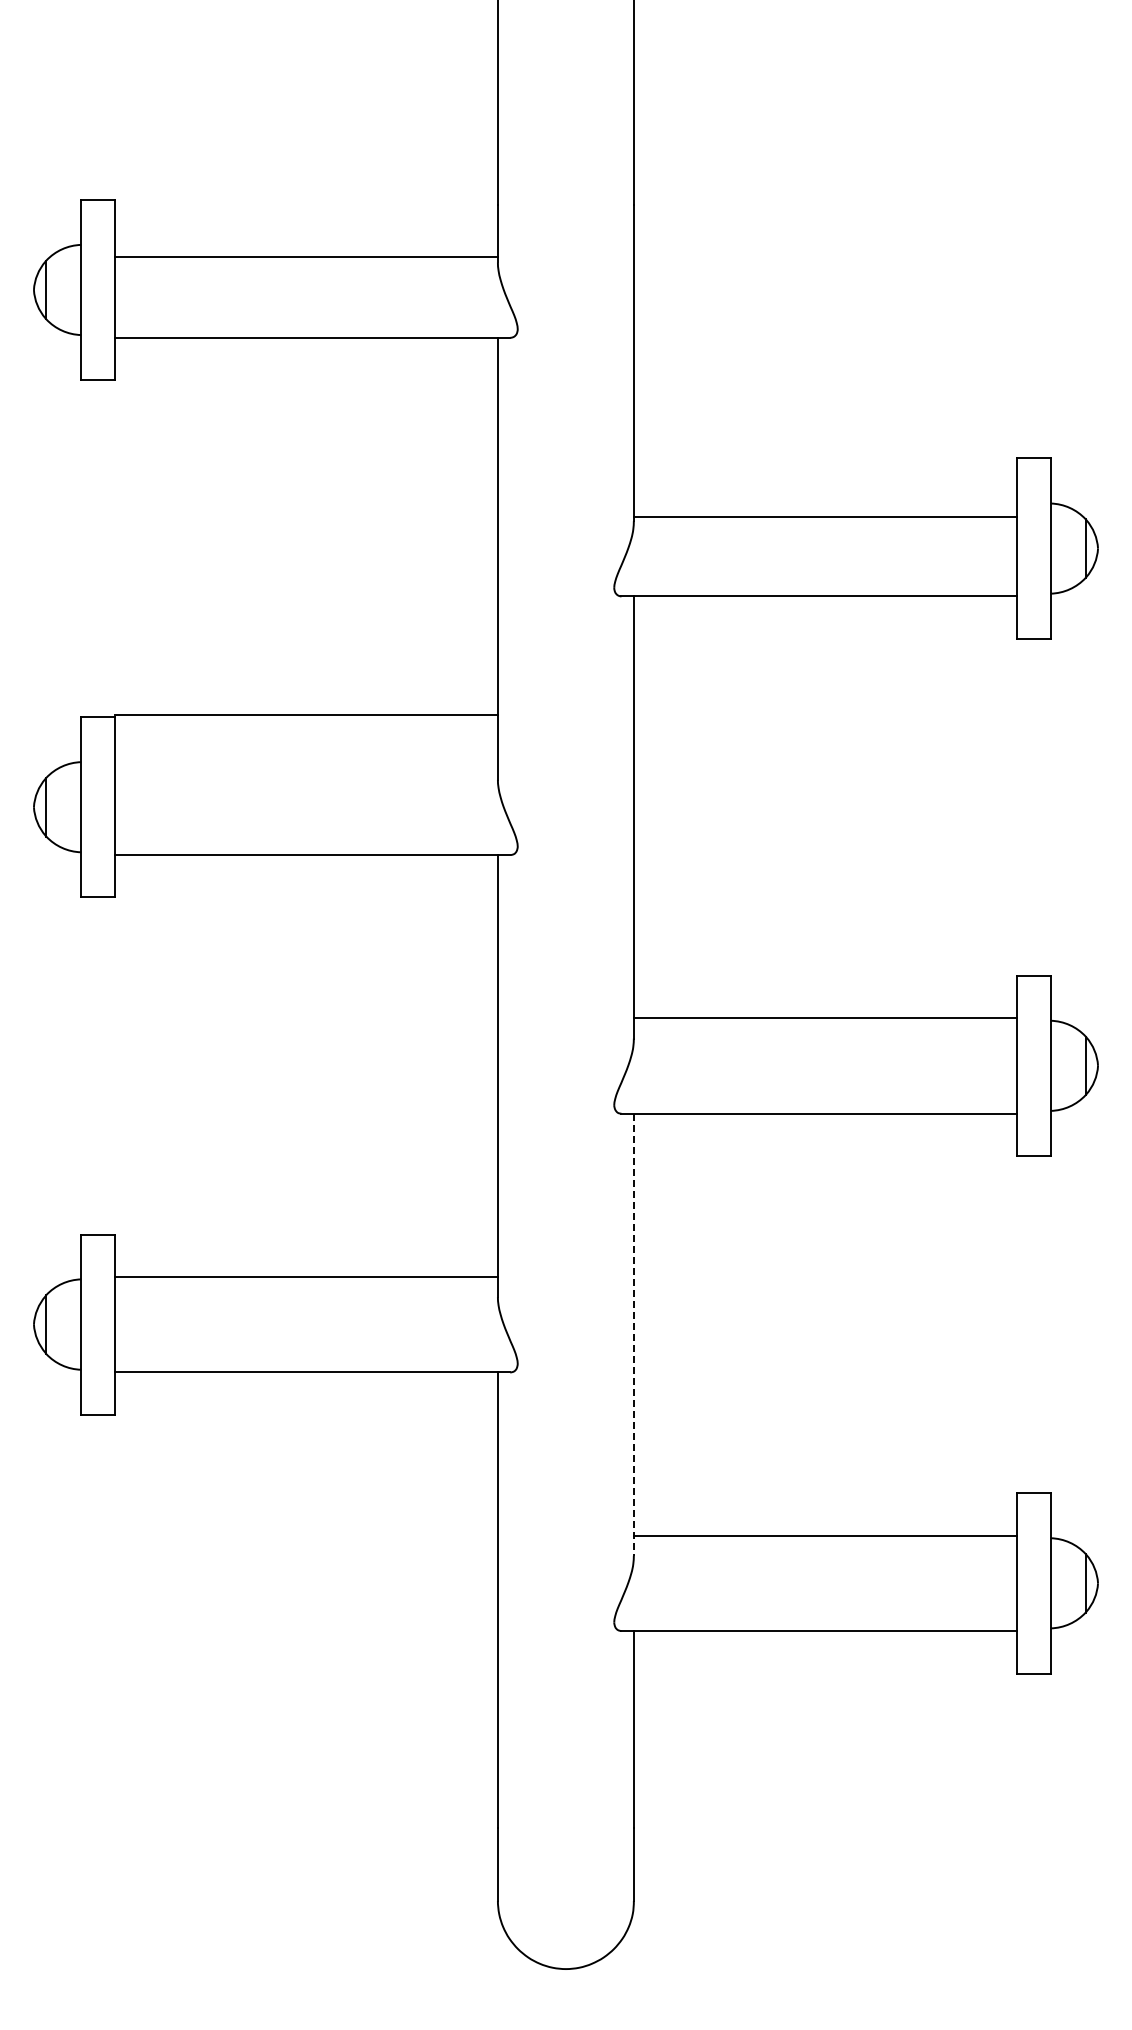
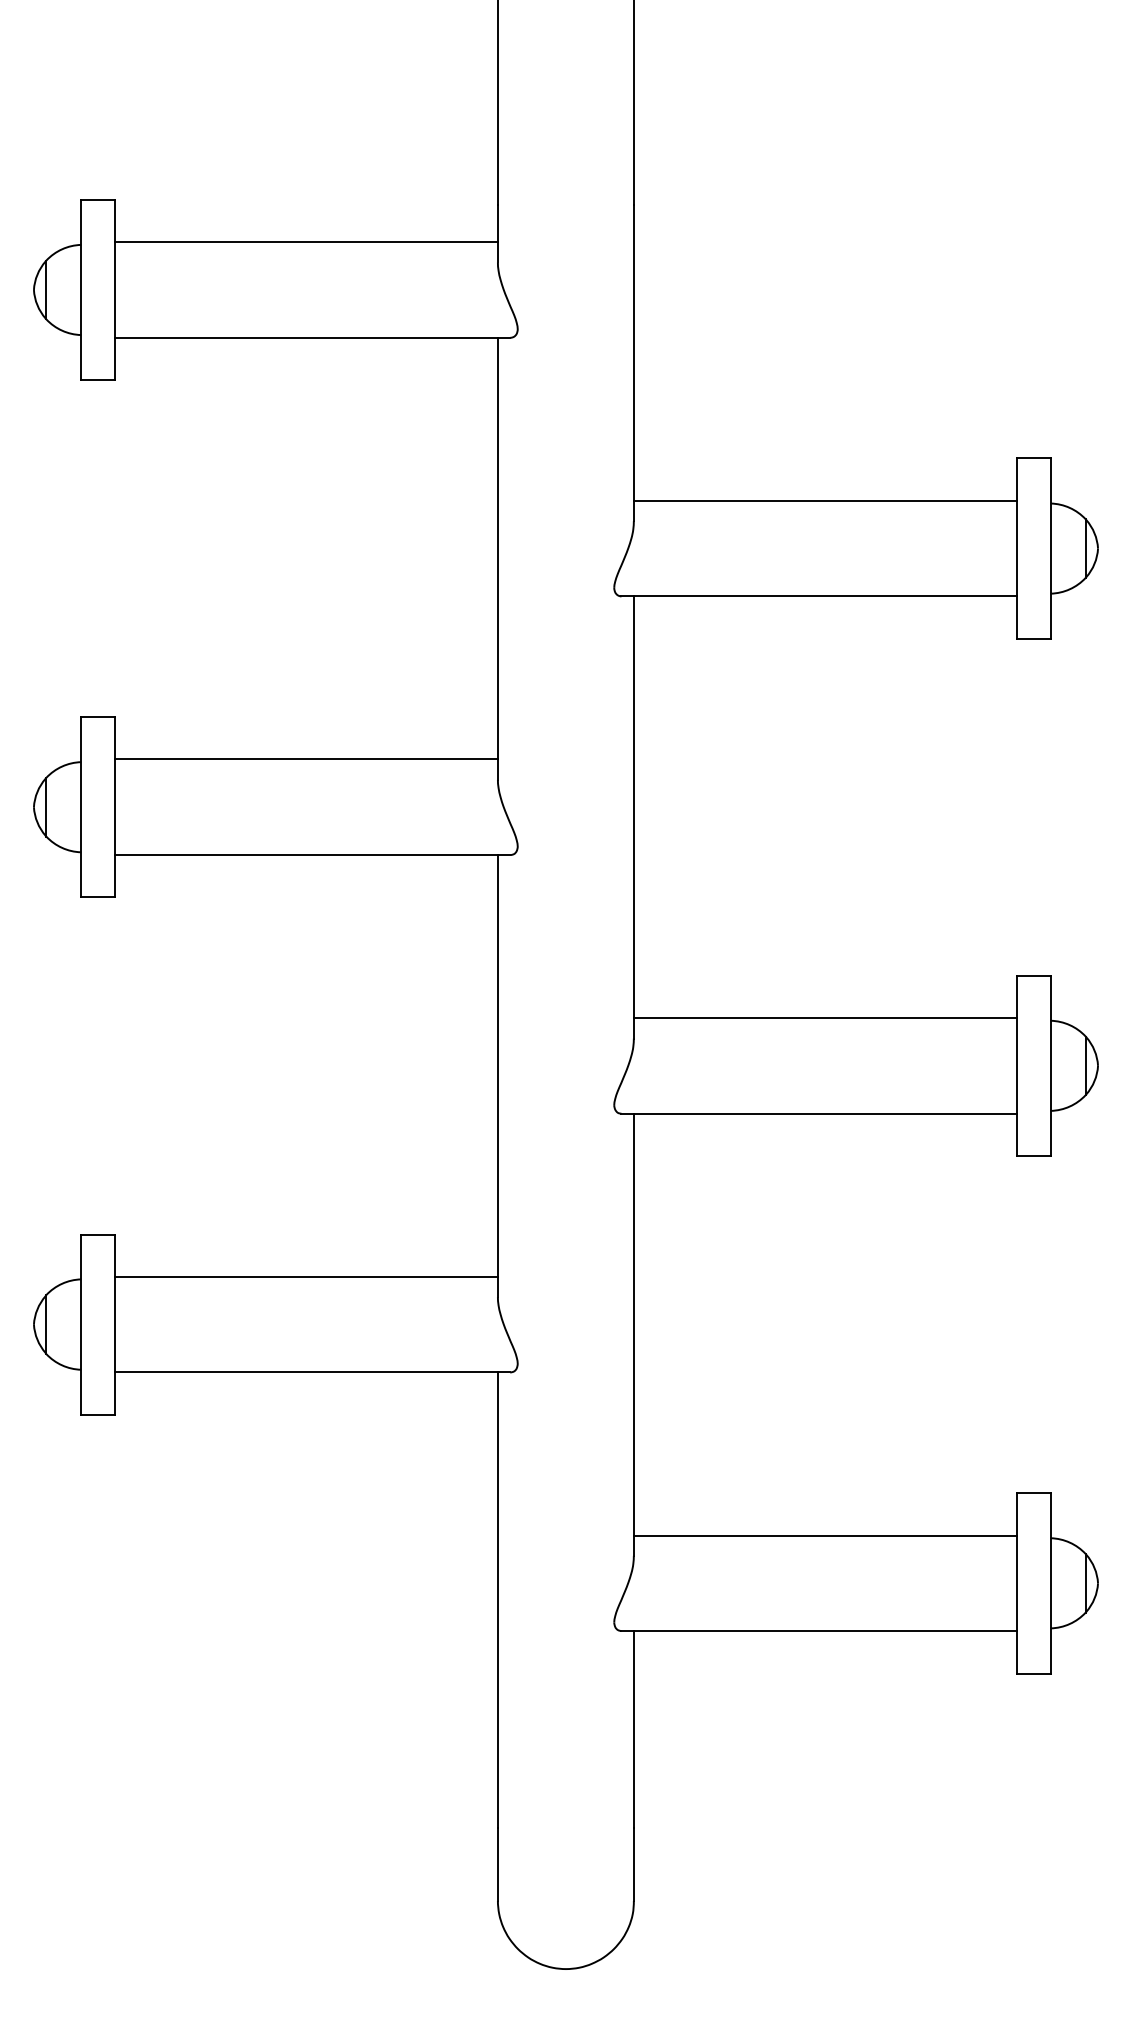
line position: (306, 257) -> (306, 242) (306, 242)
line position: (824, 516) -> (824, 500) (824, 500)
line position: (306, 715) -> (306, 759) (306, 759)
line: dashed -> solid (633, 1335)
